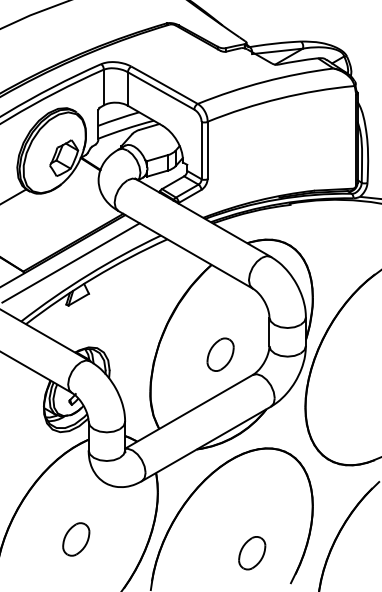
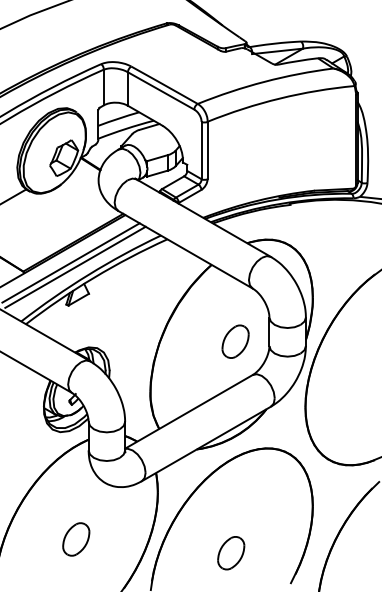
line: none -> present (75, 266)
part position: (220, 354) -> (235, 341) (235, 341)
part position: (252, 553) -> (231, 553) (231, 553)
